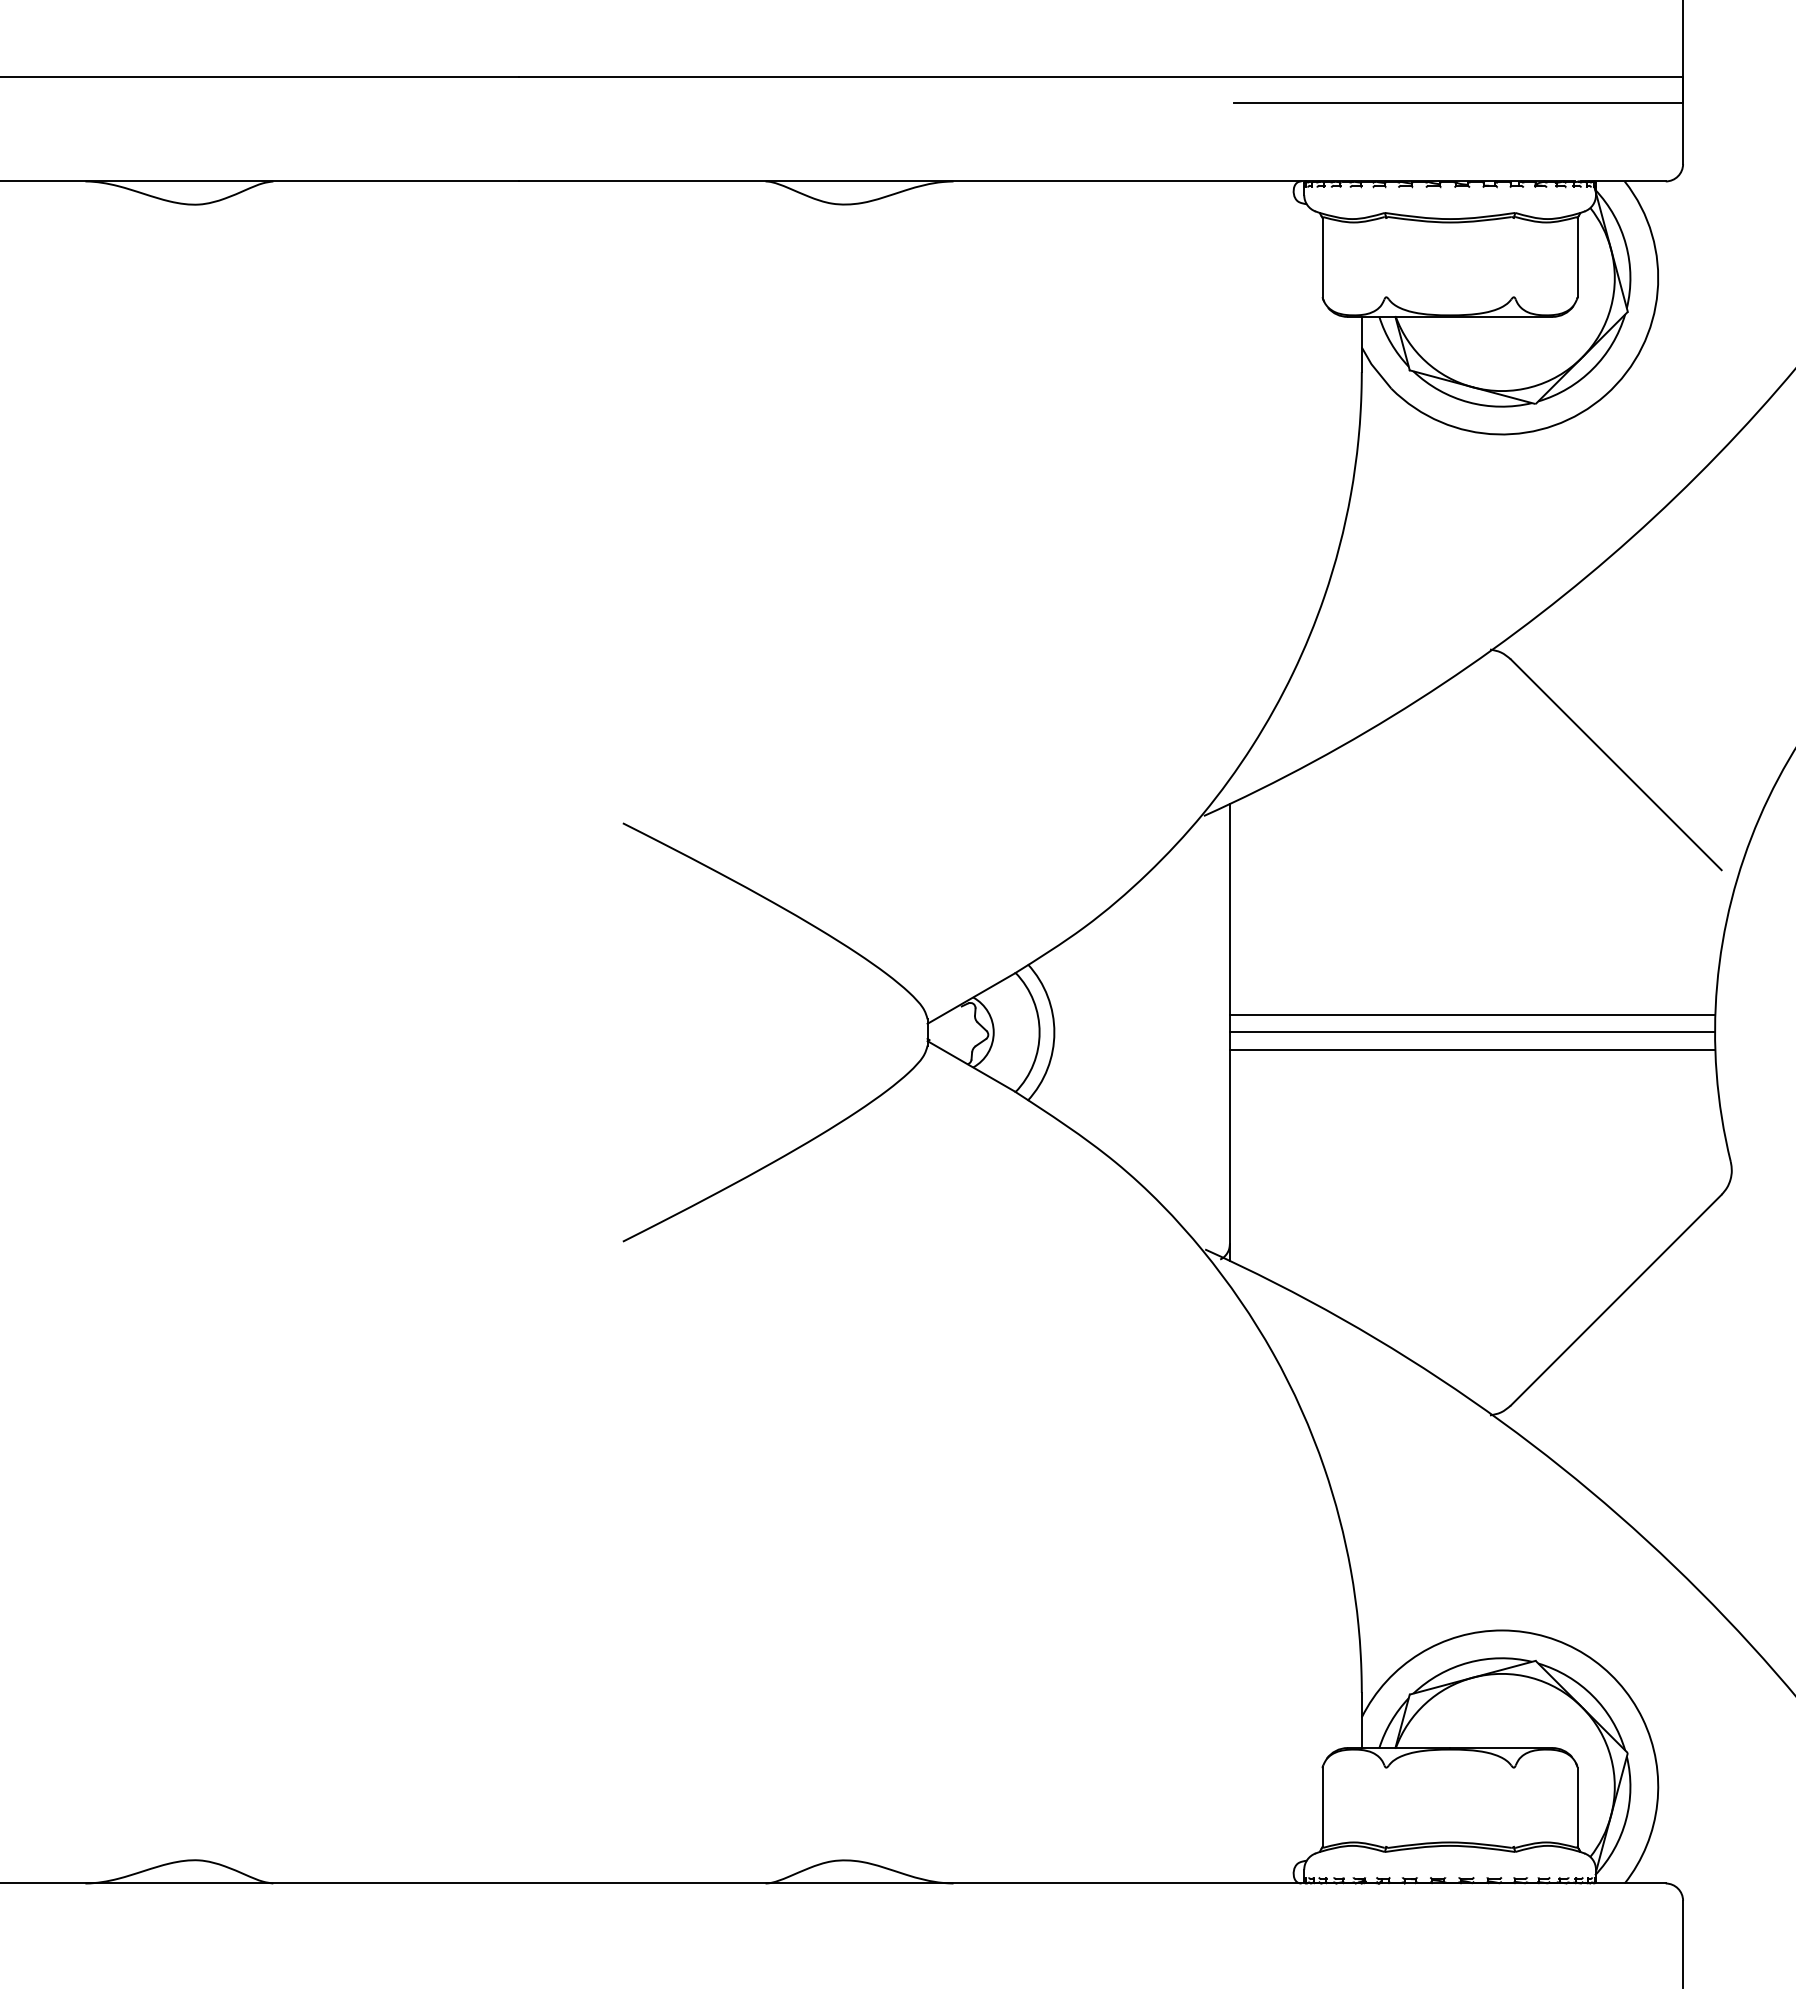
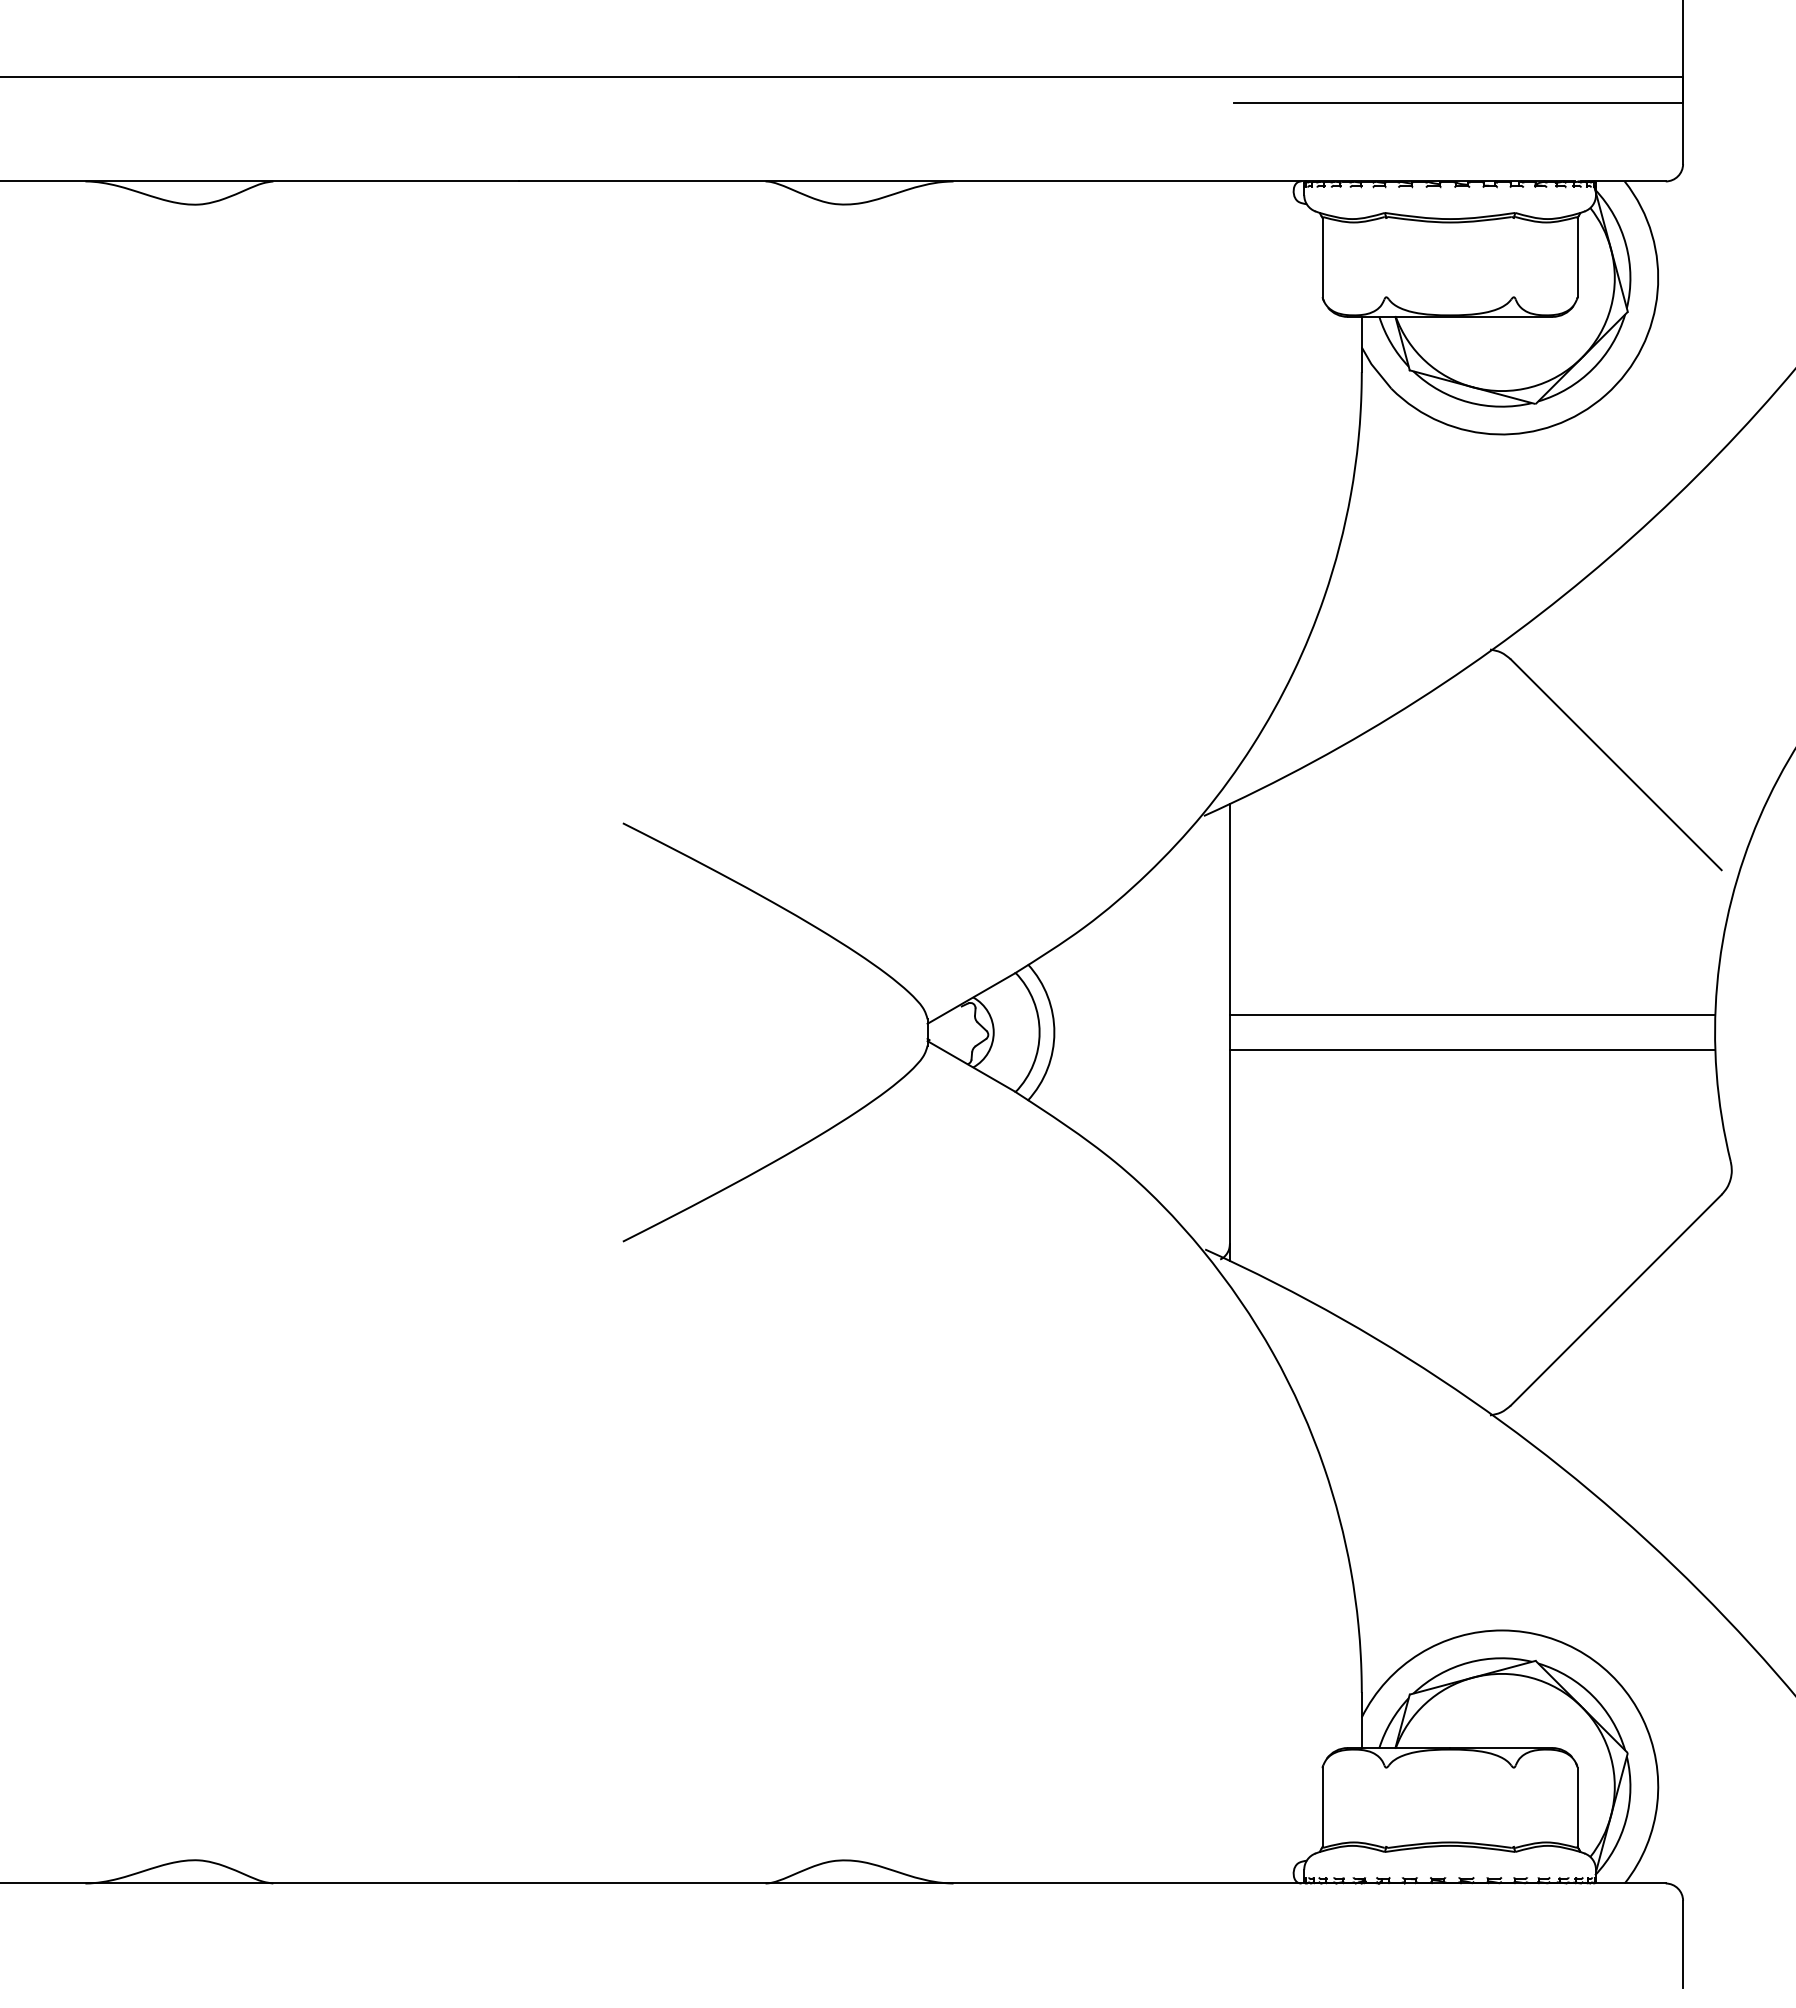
line: present -> none (1472, 1032)
